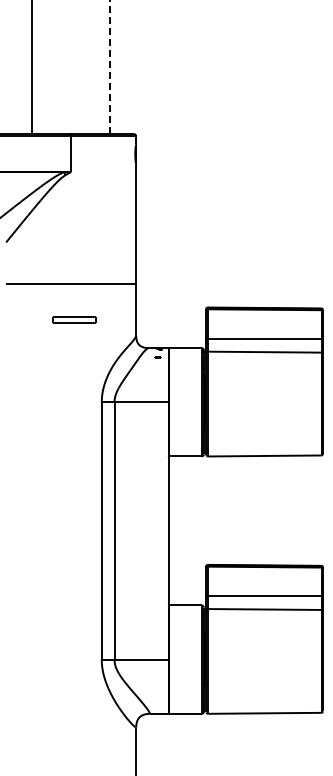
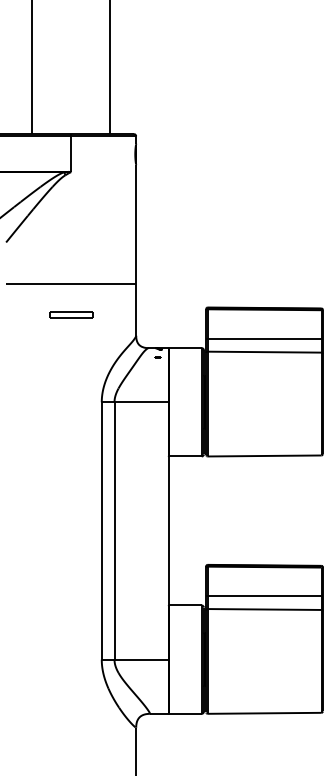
line: dashed -> solid (110, 67)
part position: (74, 319) -> (71, 314) (71, 314)
